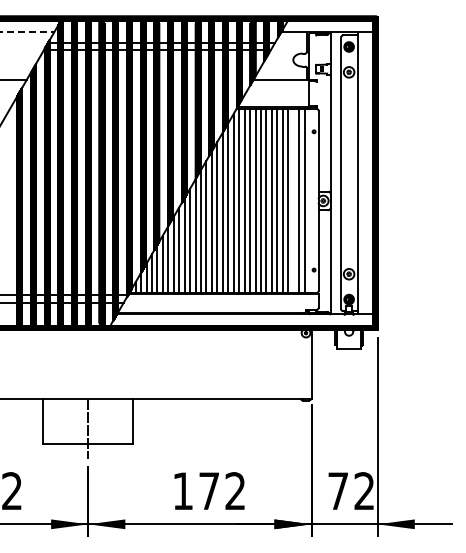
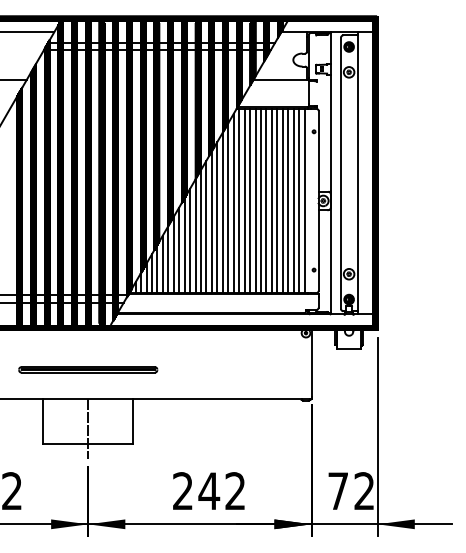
line: dashed -> solid (27, 32)
line: none -> present (293, 200)
part: none -> present (88, 369)
text: 172 -> 242 (196, 490)
